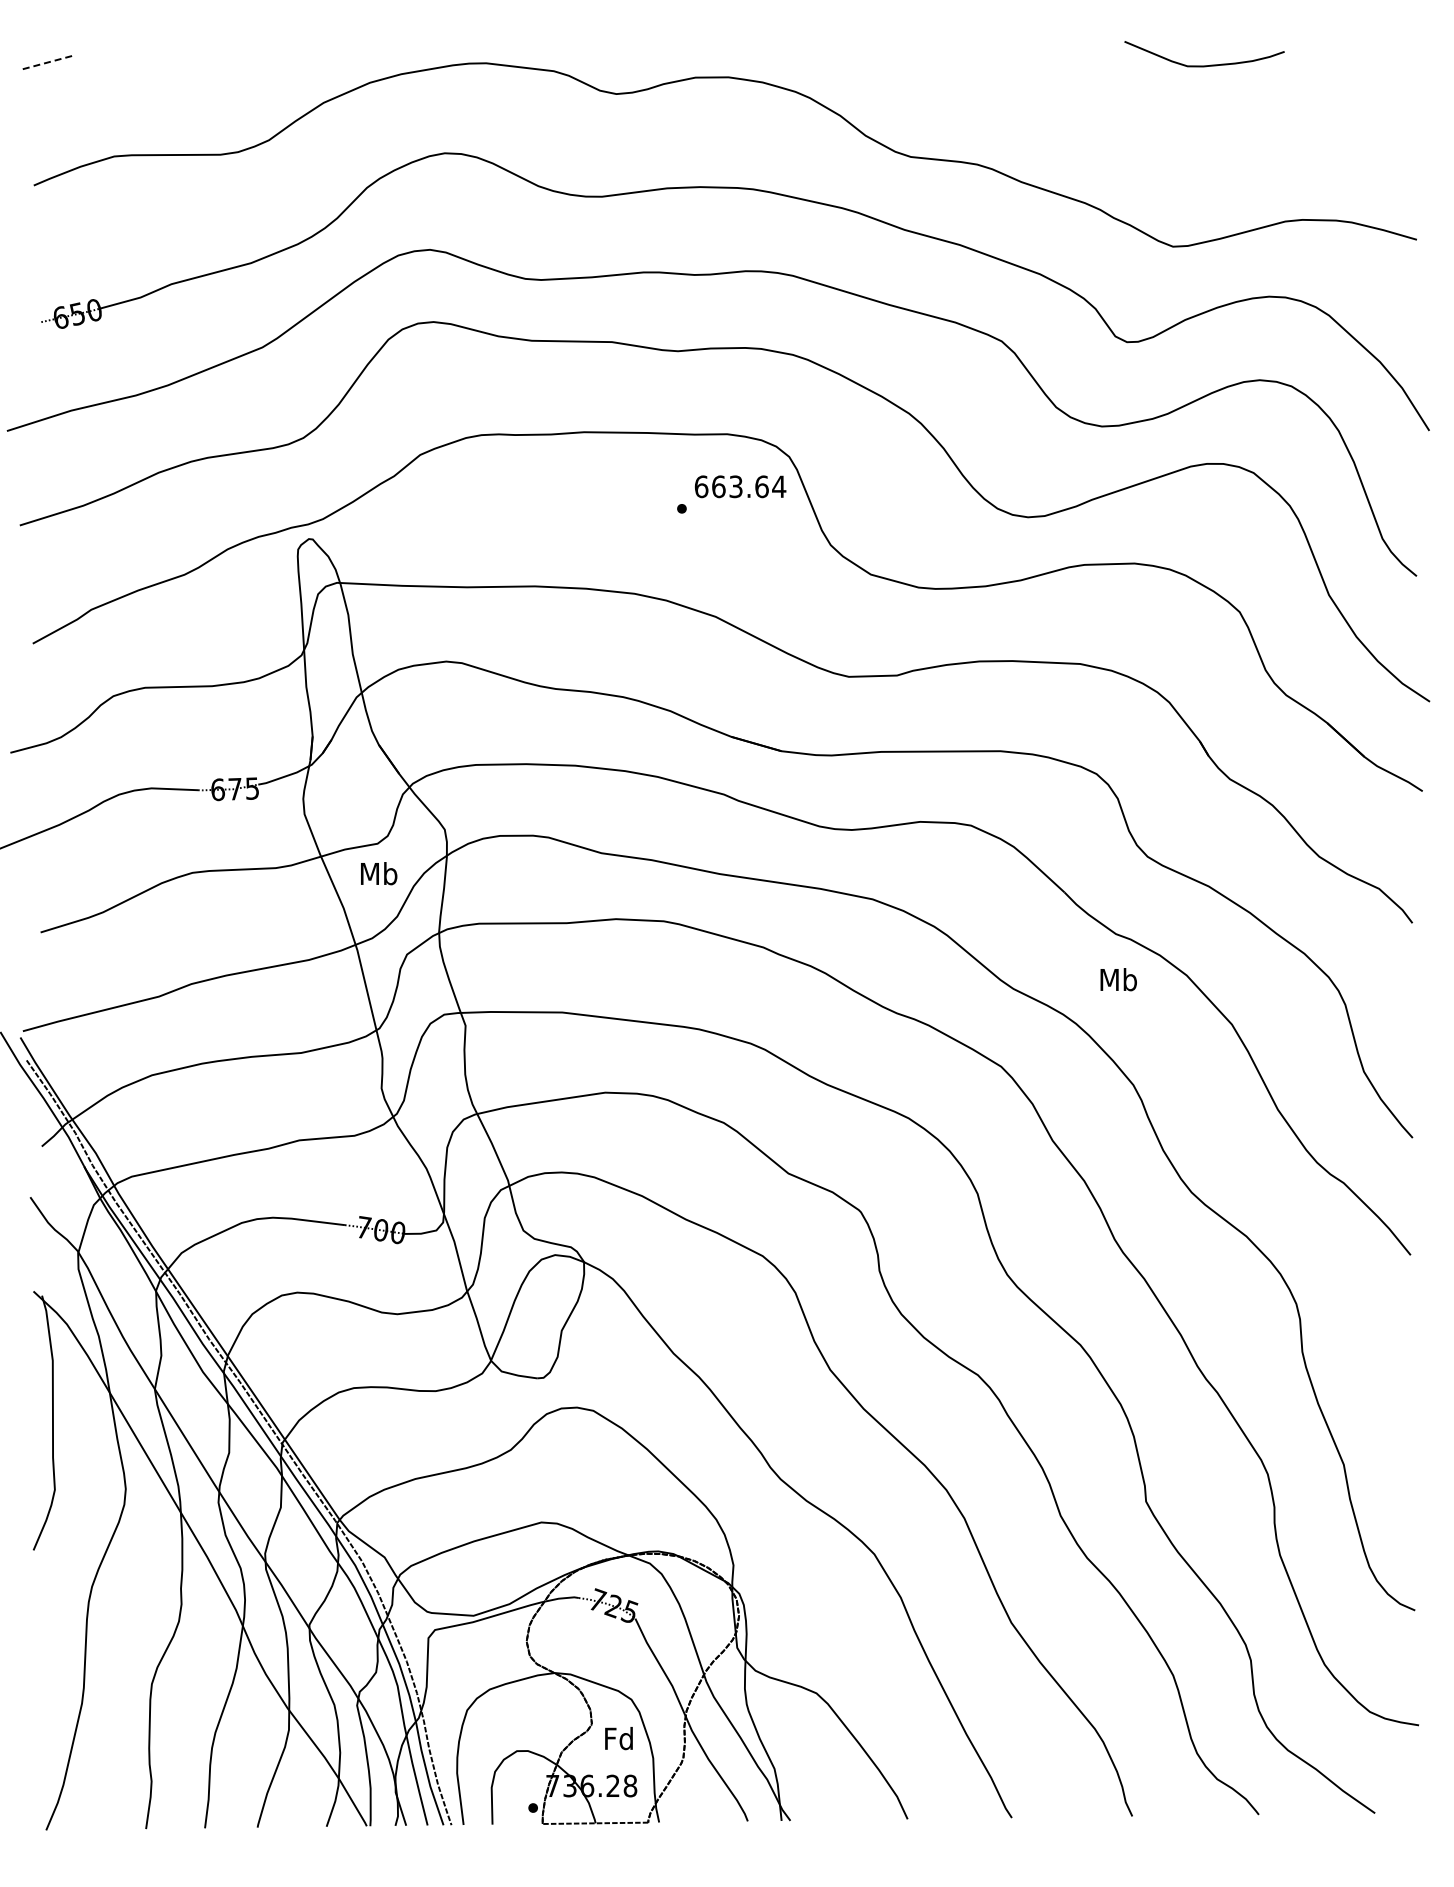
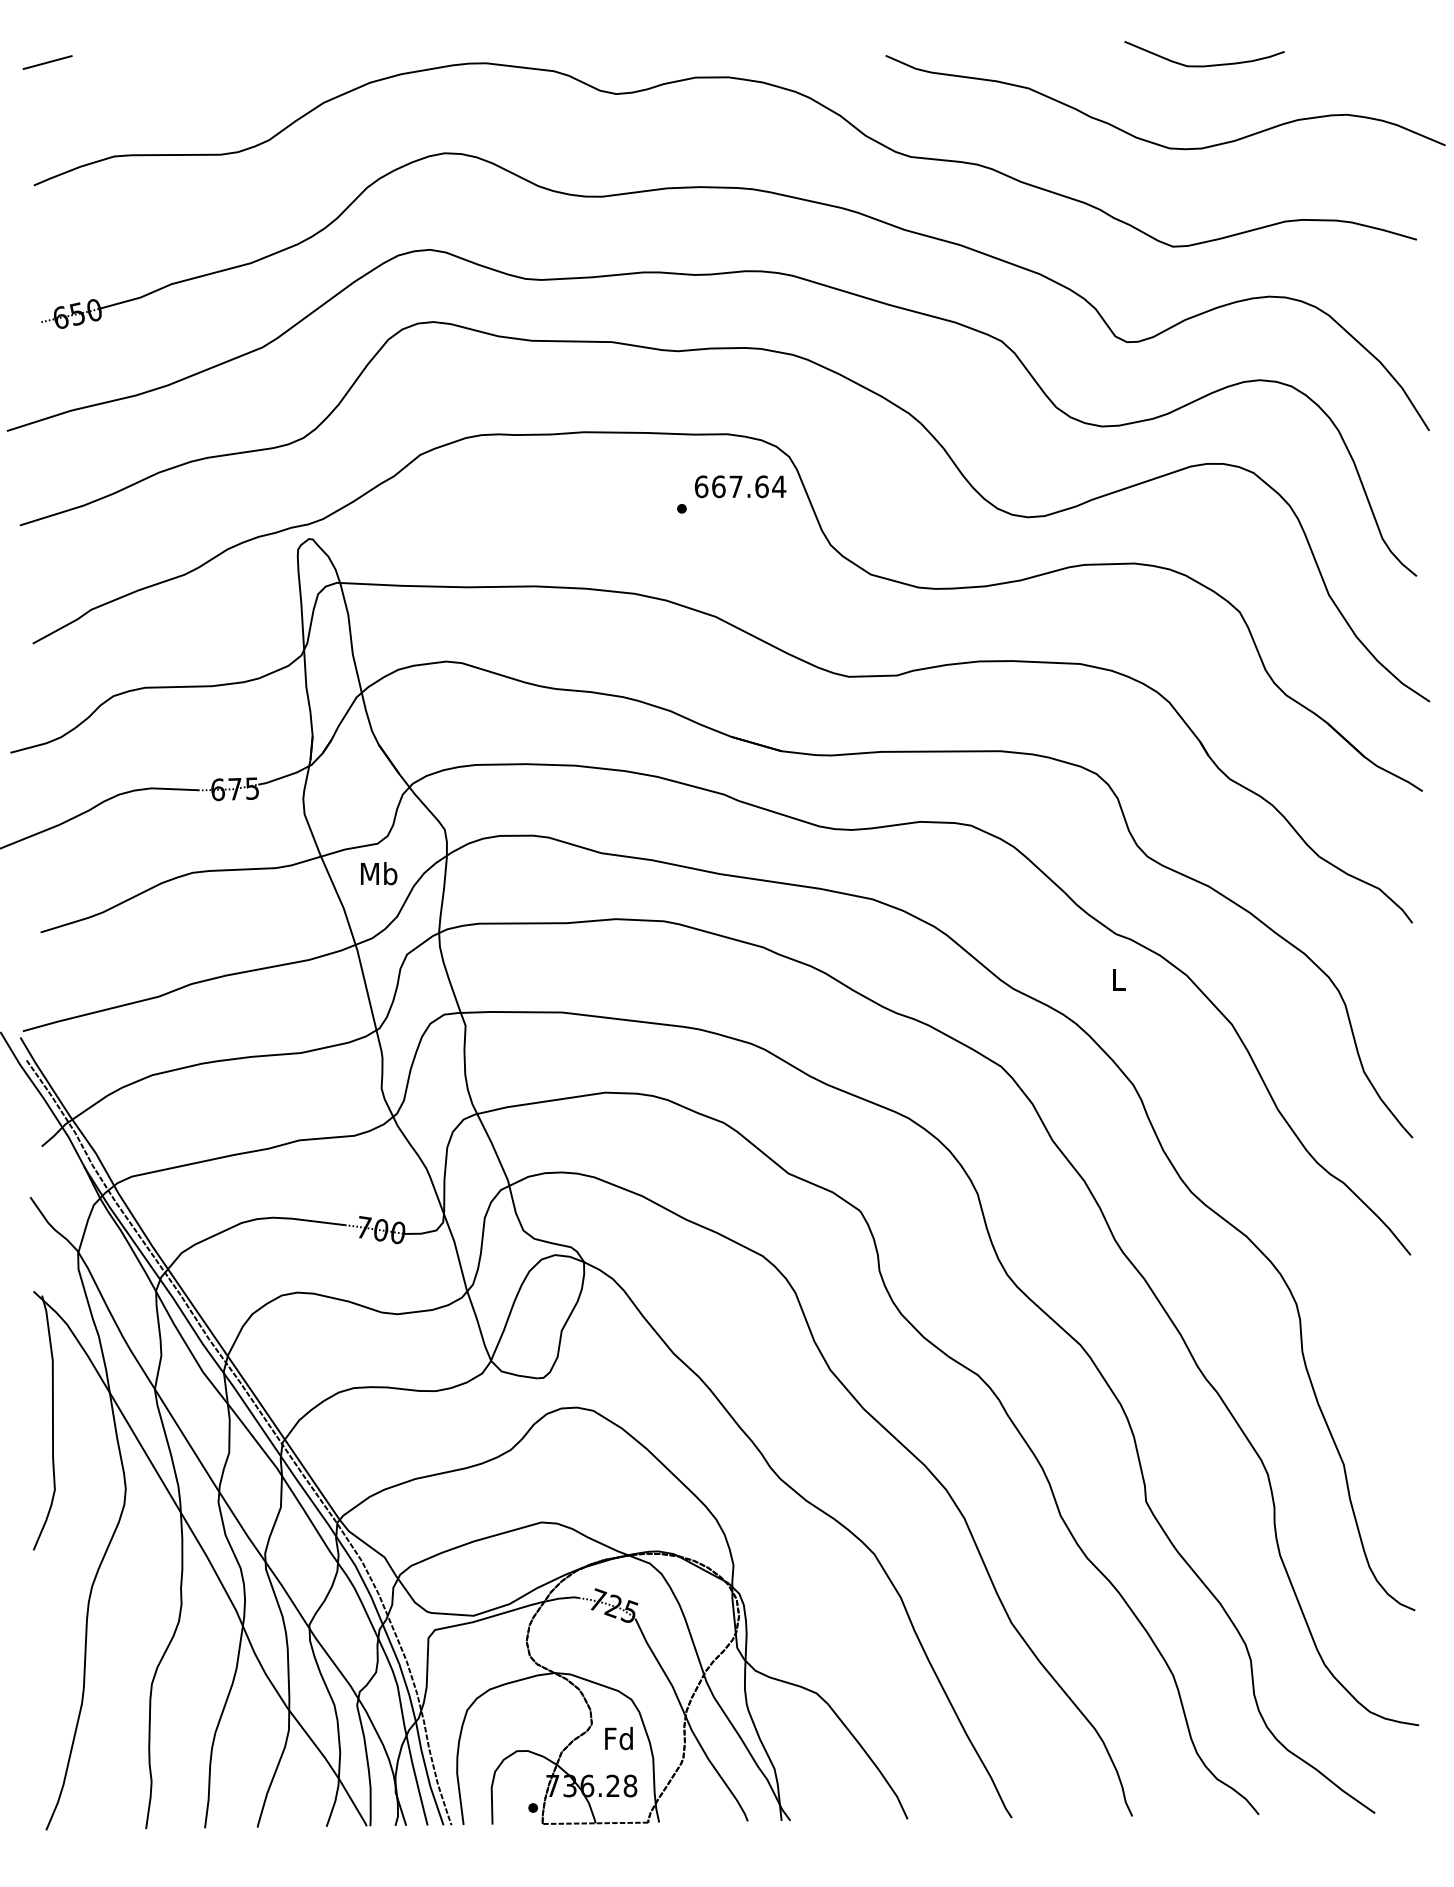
line: dashed -> solid (47, 62)
part: none -> present (1152, 141)
text: 663.64 -> 667.64 (735, 486)
text: Mb -> L (1118, 979)
